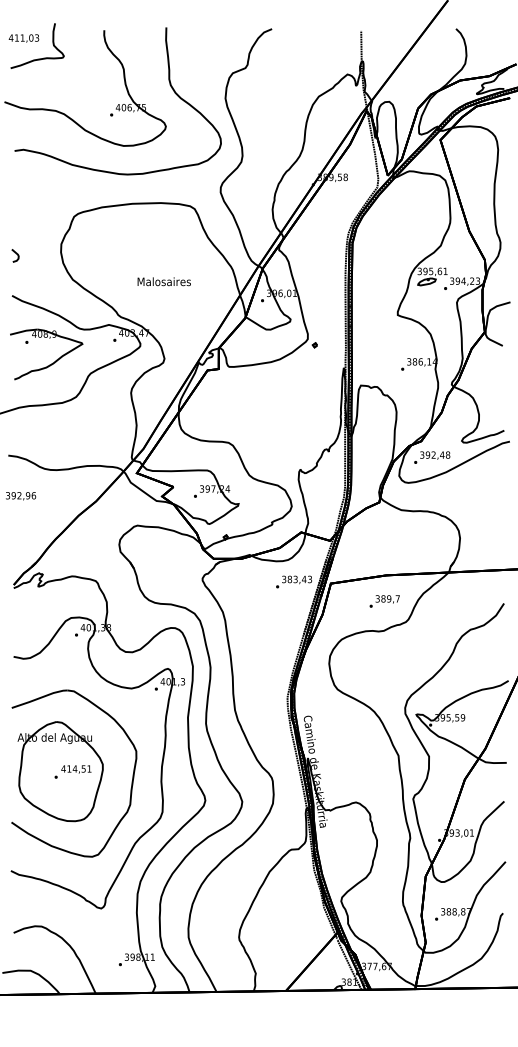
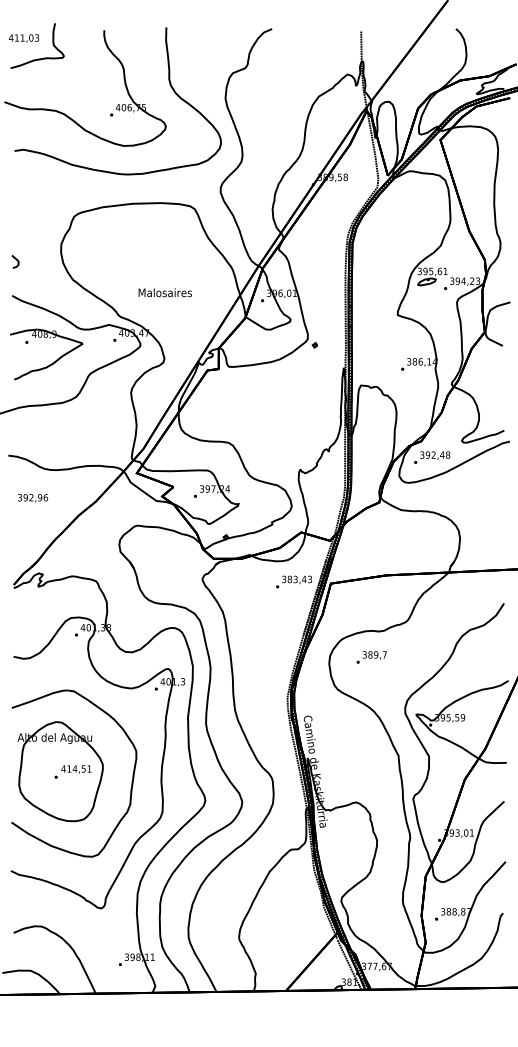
curve position: (16, 254) -> (16, 260) (16, 260)
text position: (163, 281) -> (164, 292) (164, 292)
text position: (21, 496) -> (33, 498) (33, 498)
text position: (384, 601) -> (371, 657) (371, 657)
